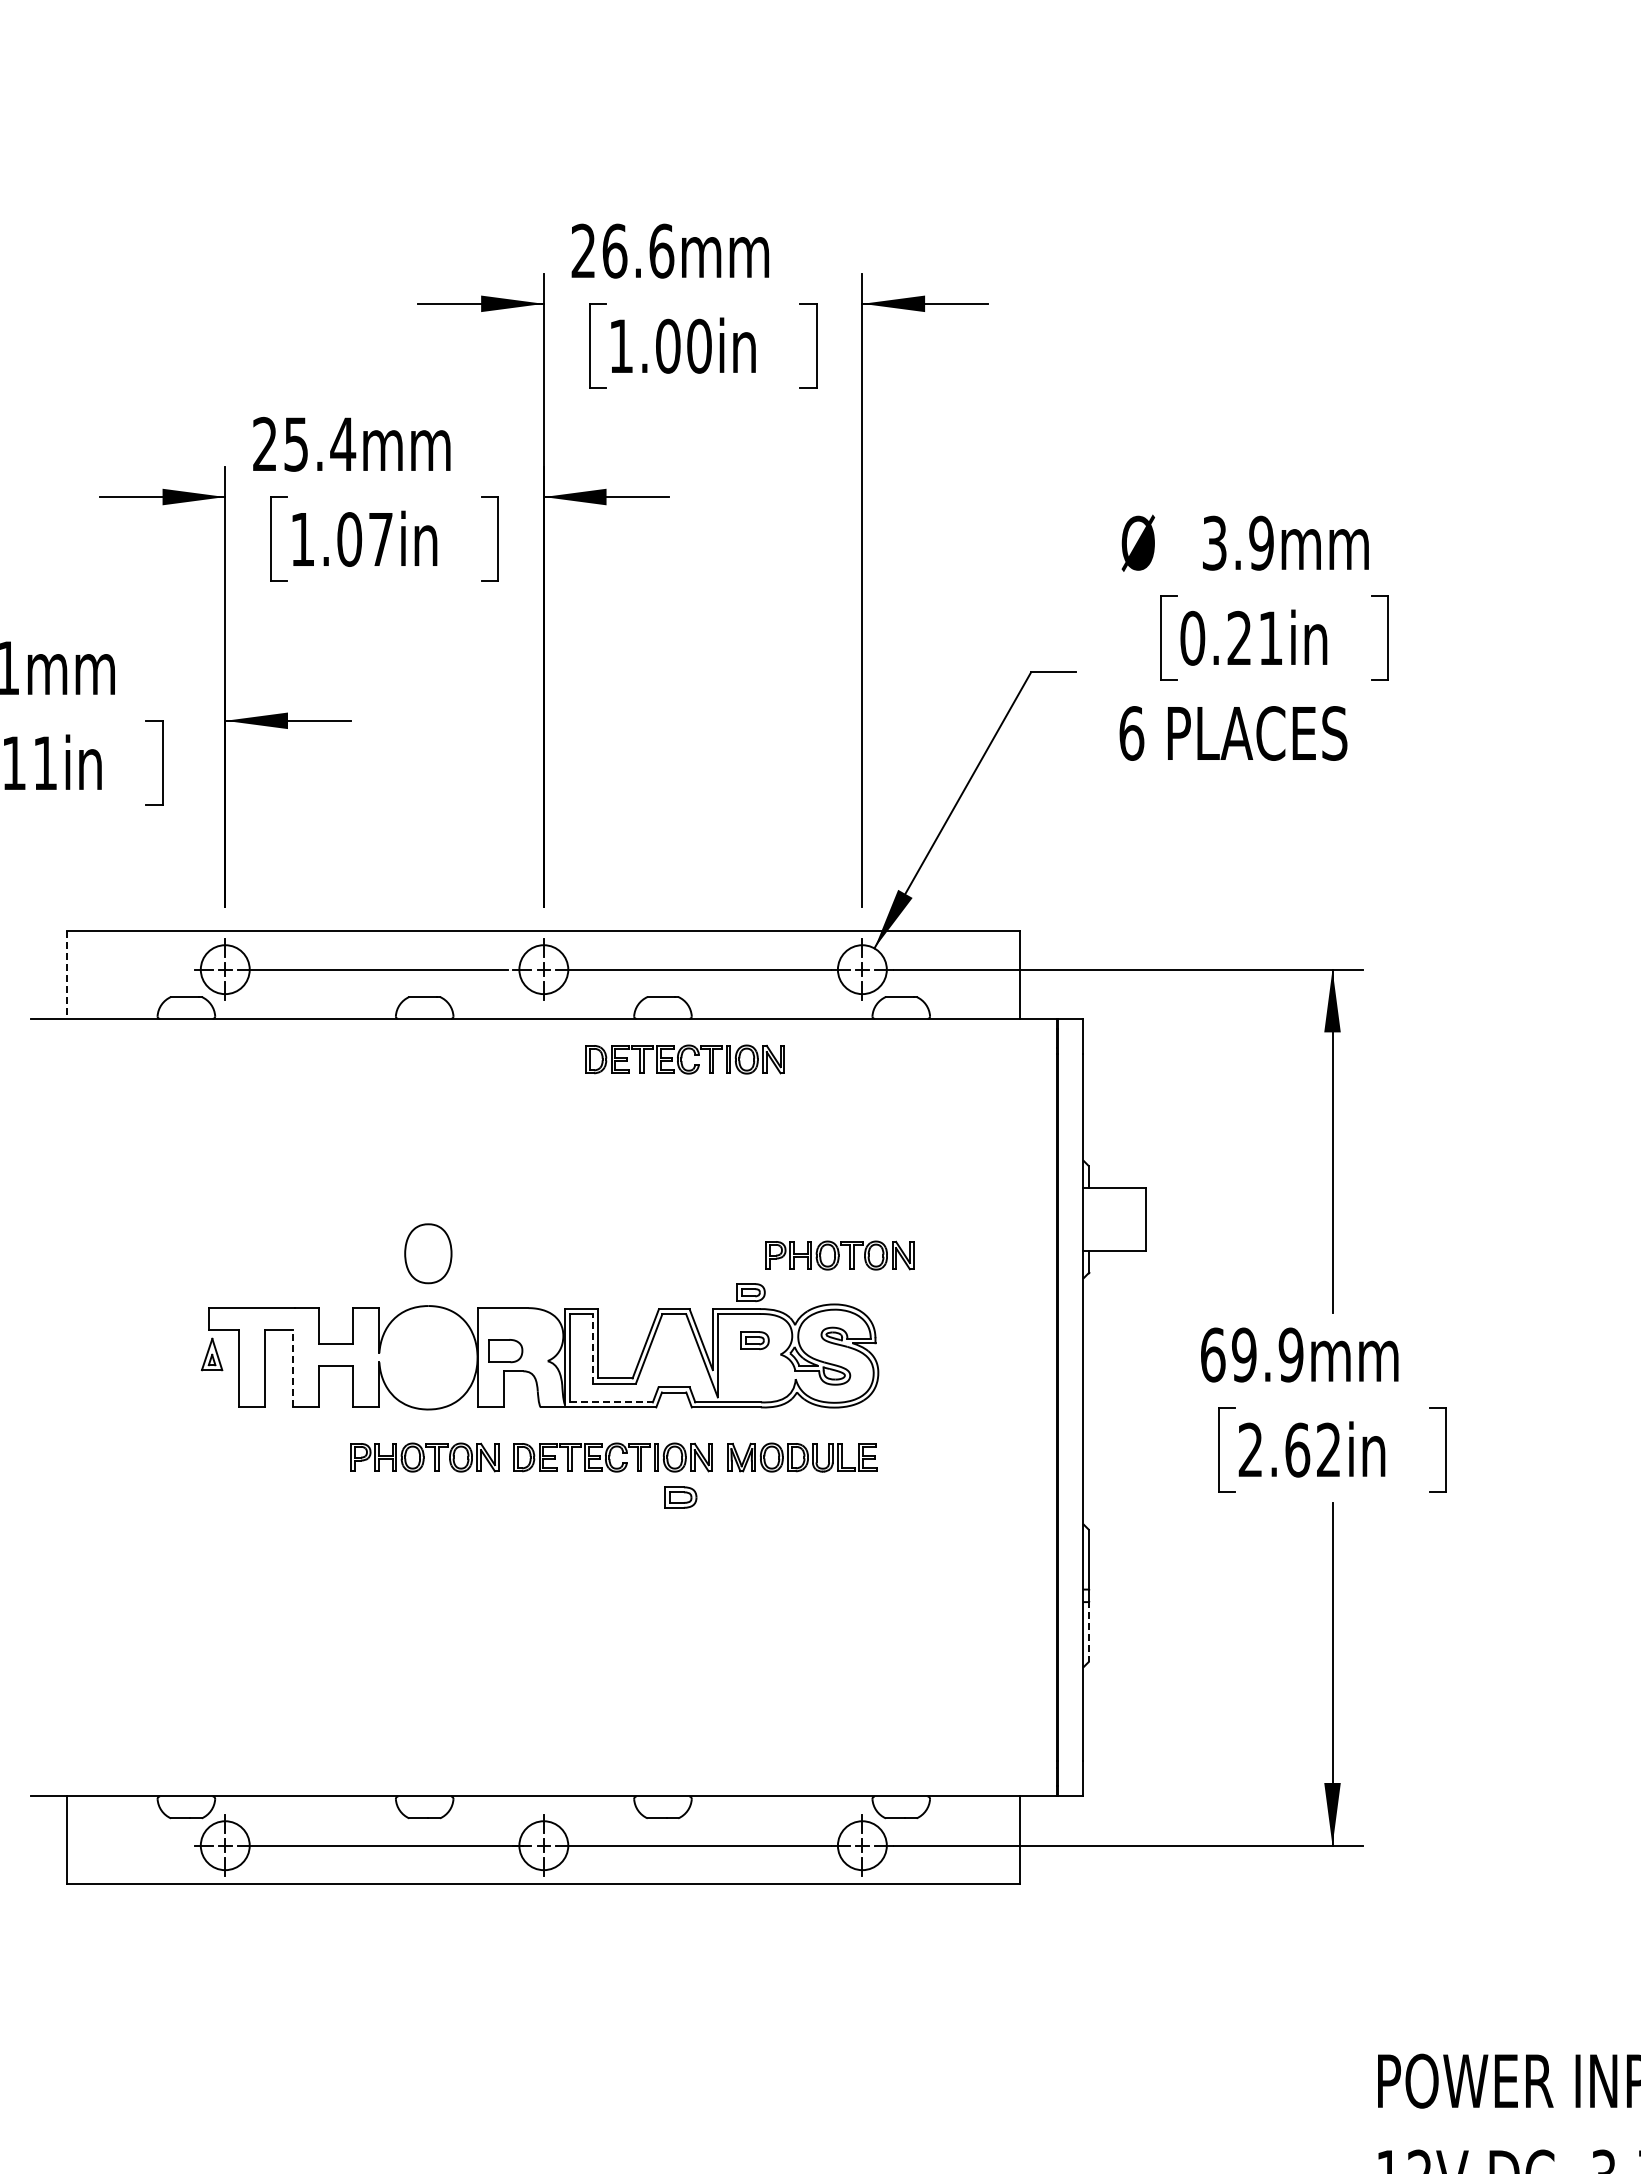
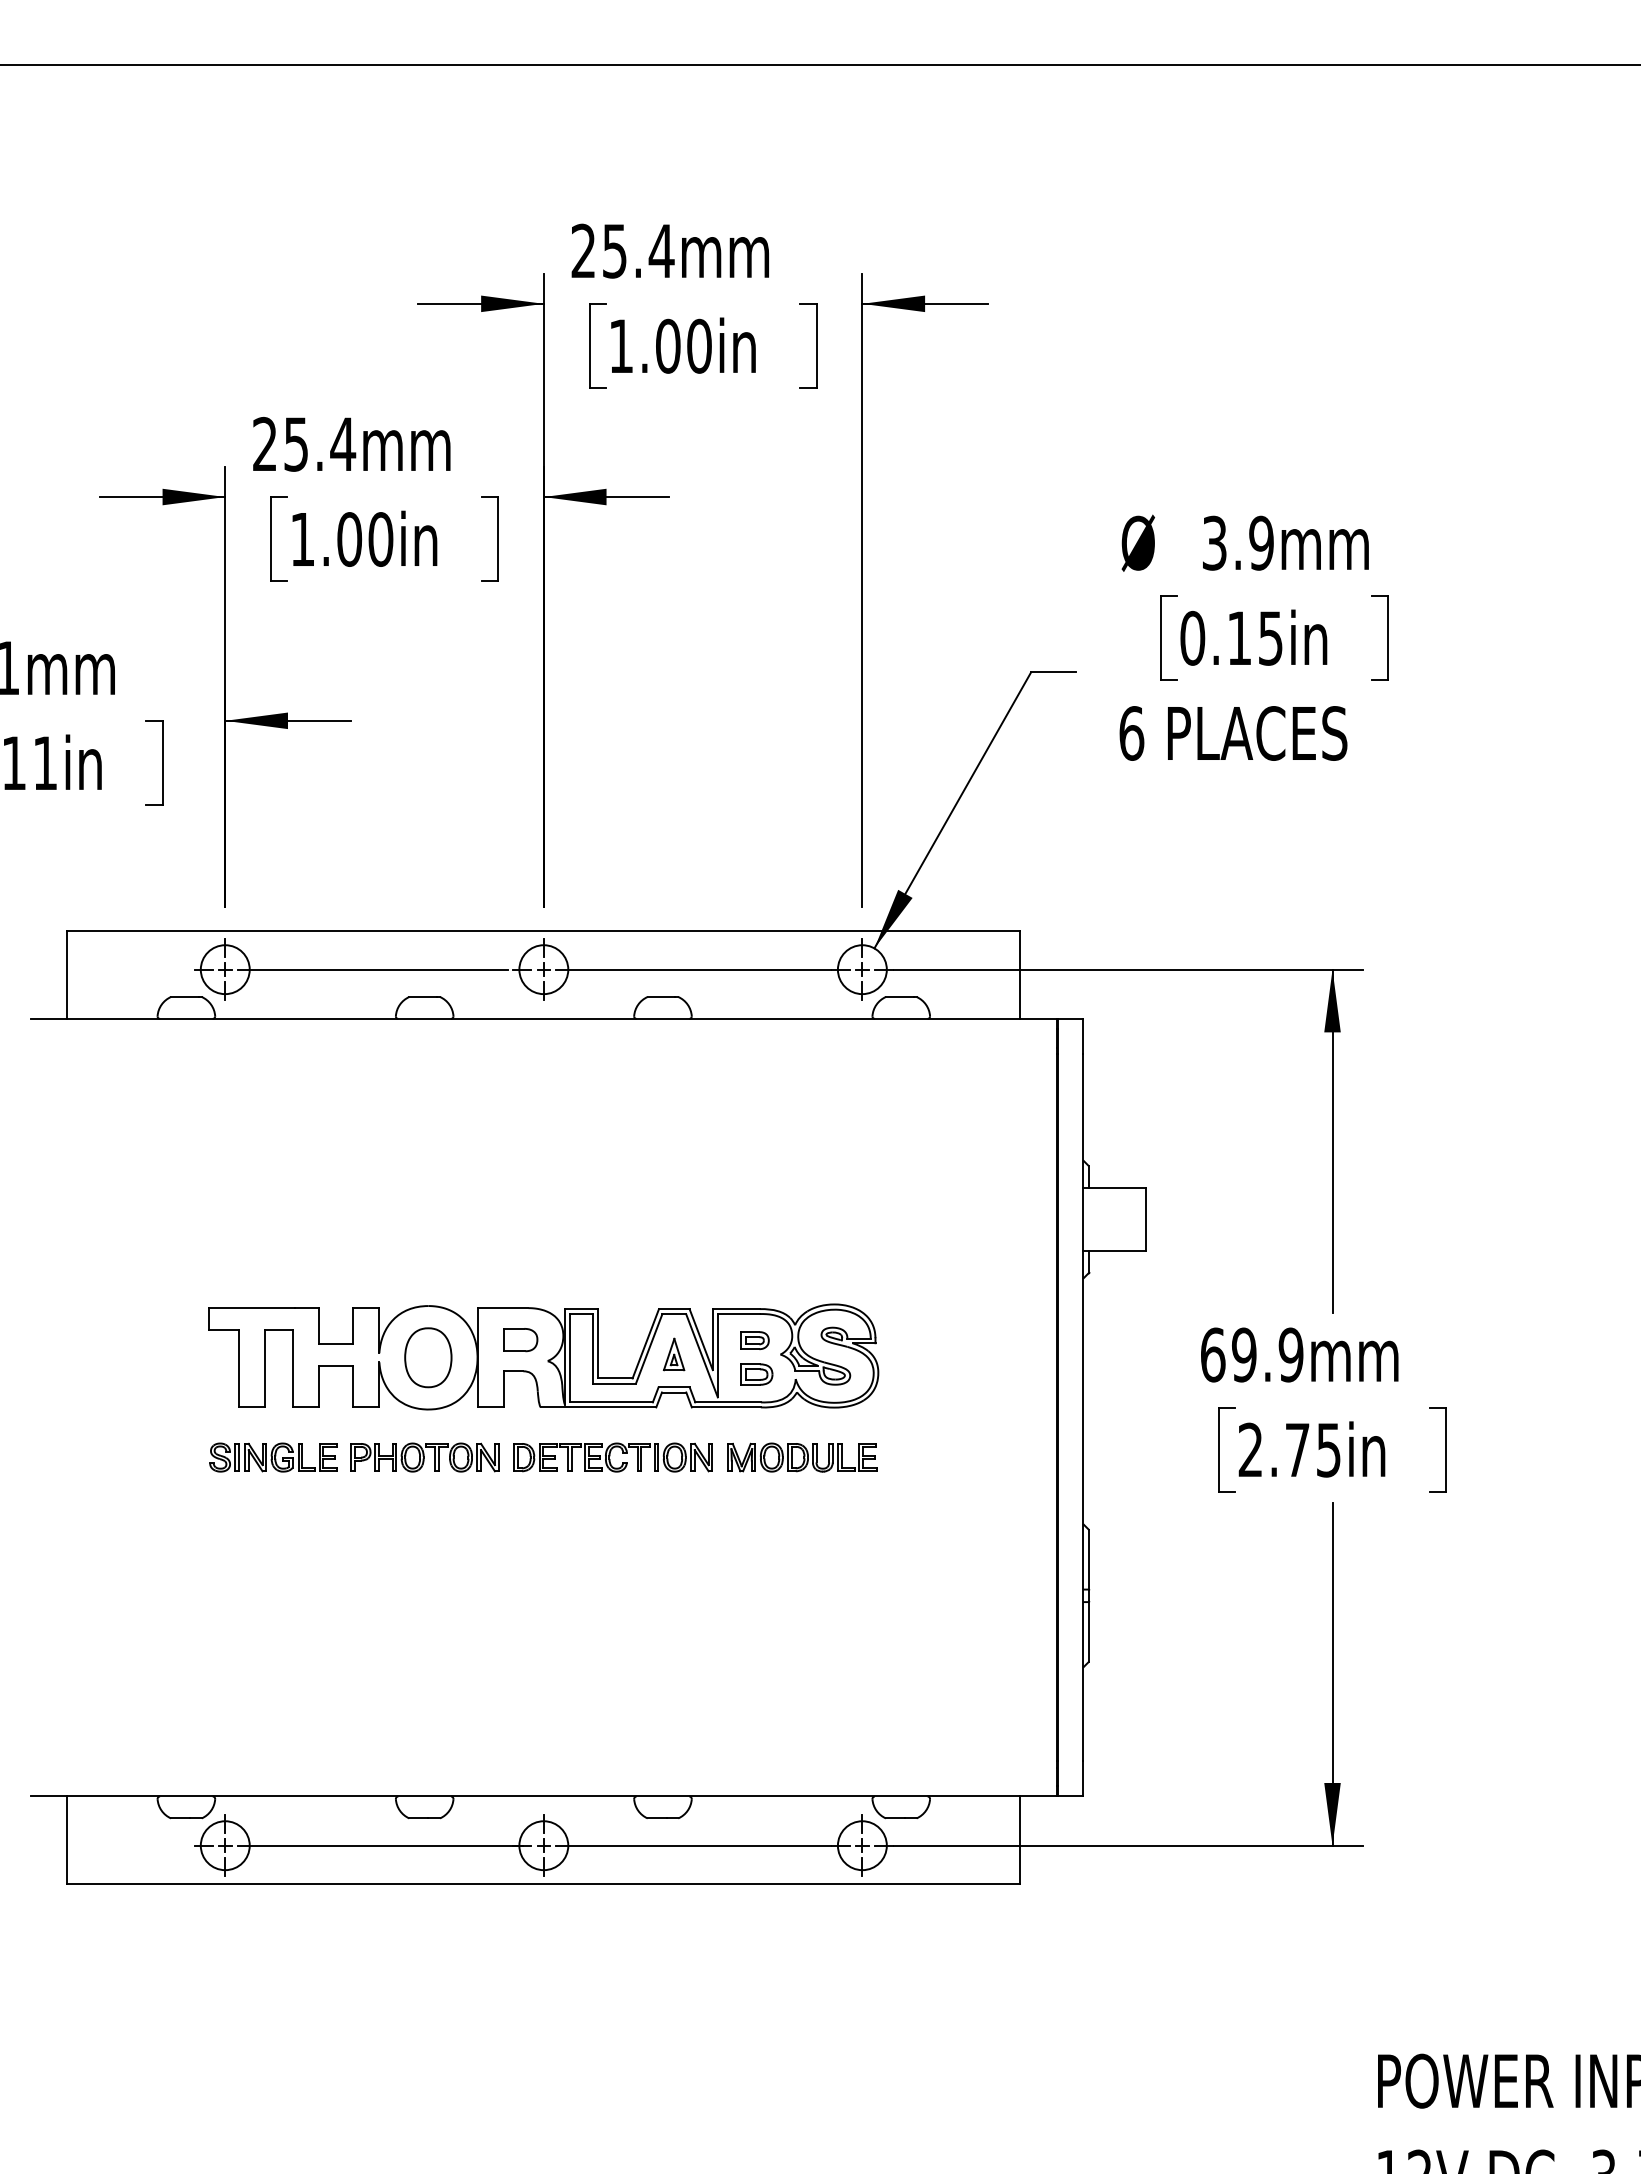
line: none -> present (819, 65)
text: 26.6mm -> 25.4mm (638, 250)
text: 1.07in -> 1.00in (380, 539)
text: 0.21in -> 0.15in (1254, 637)
line: dashed -> solid (67, 975)
part: present -> none (684, 1059)
part position: (428, 1253) -> (428, 1357) (428, 1357)
part: present -> none (839, 1255)
part: present -> none (750, 1292)
line: dashed -> solid (593, 1348)
part position: (505, 1351) -> (520, 1340) (520, 1340)
part position: (211, 1354) -> (673, 1354) (673, 1354)
line: dashed -> solid (293, 1368)
line: dashed -> solid (611, 1402)
text: 2.62in -> 2.75in (1312, 1449)
part: none -> present (273, 1457)
part position: (680, 1497) -> (756, 1374) (756, 1374)
line: dashed -> solid (1089, 1631)
